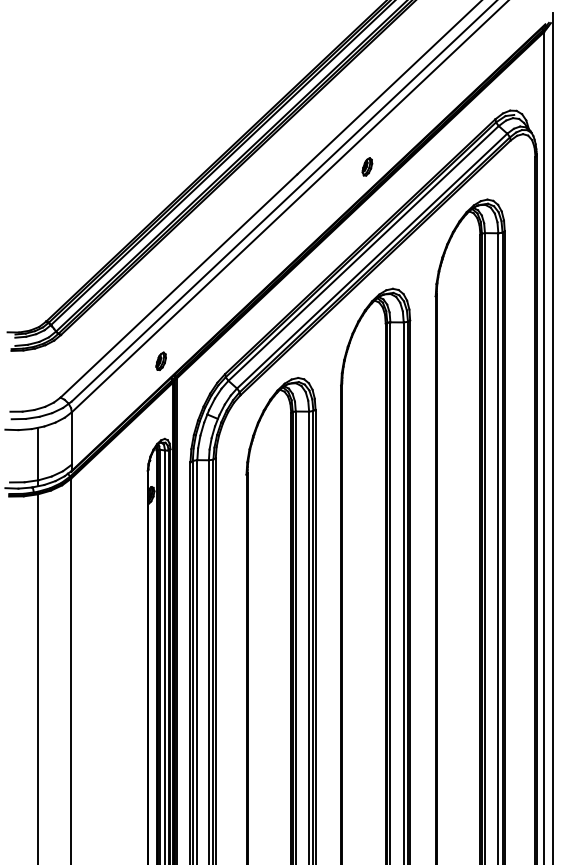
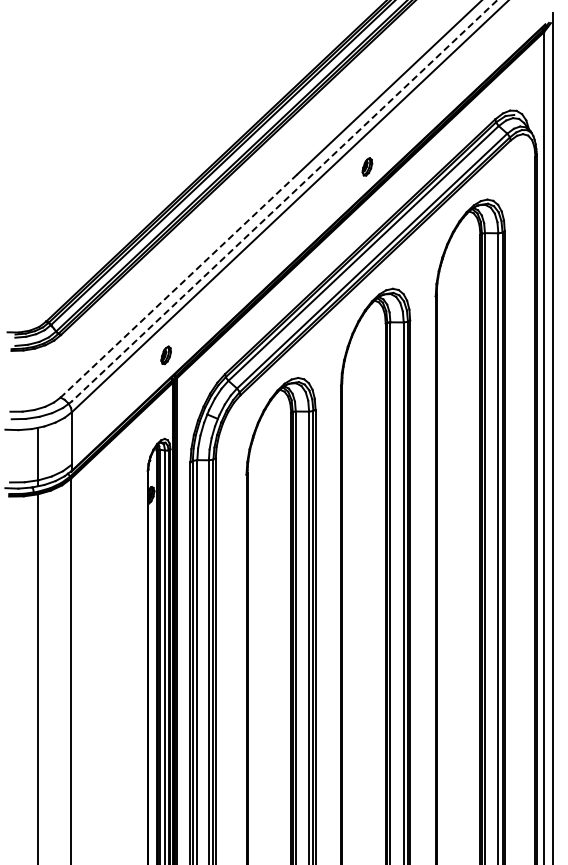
line: solid -> dashed (284, 201)
line: solid -> dashed (178, 286)
part position: (160, 360) -> (165, 354) (165, 354)
